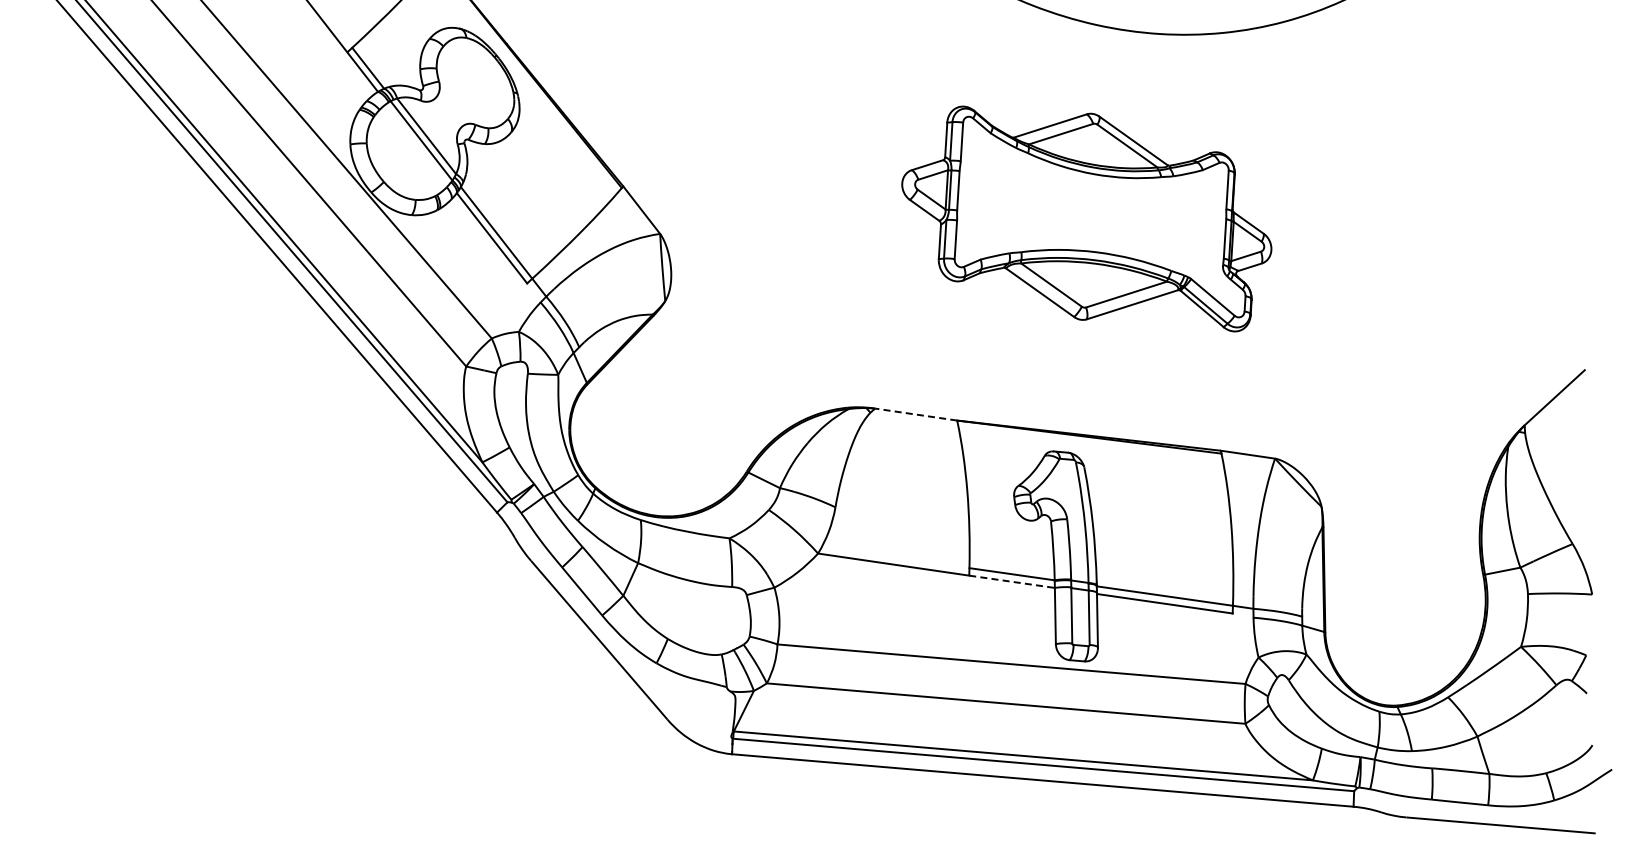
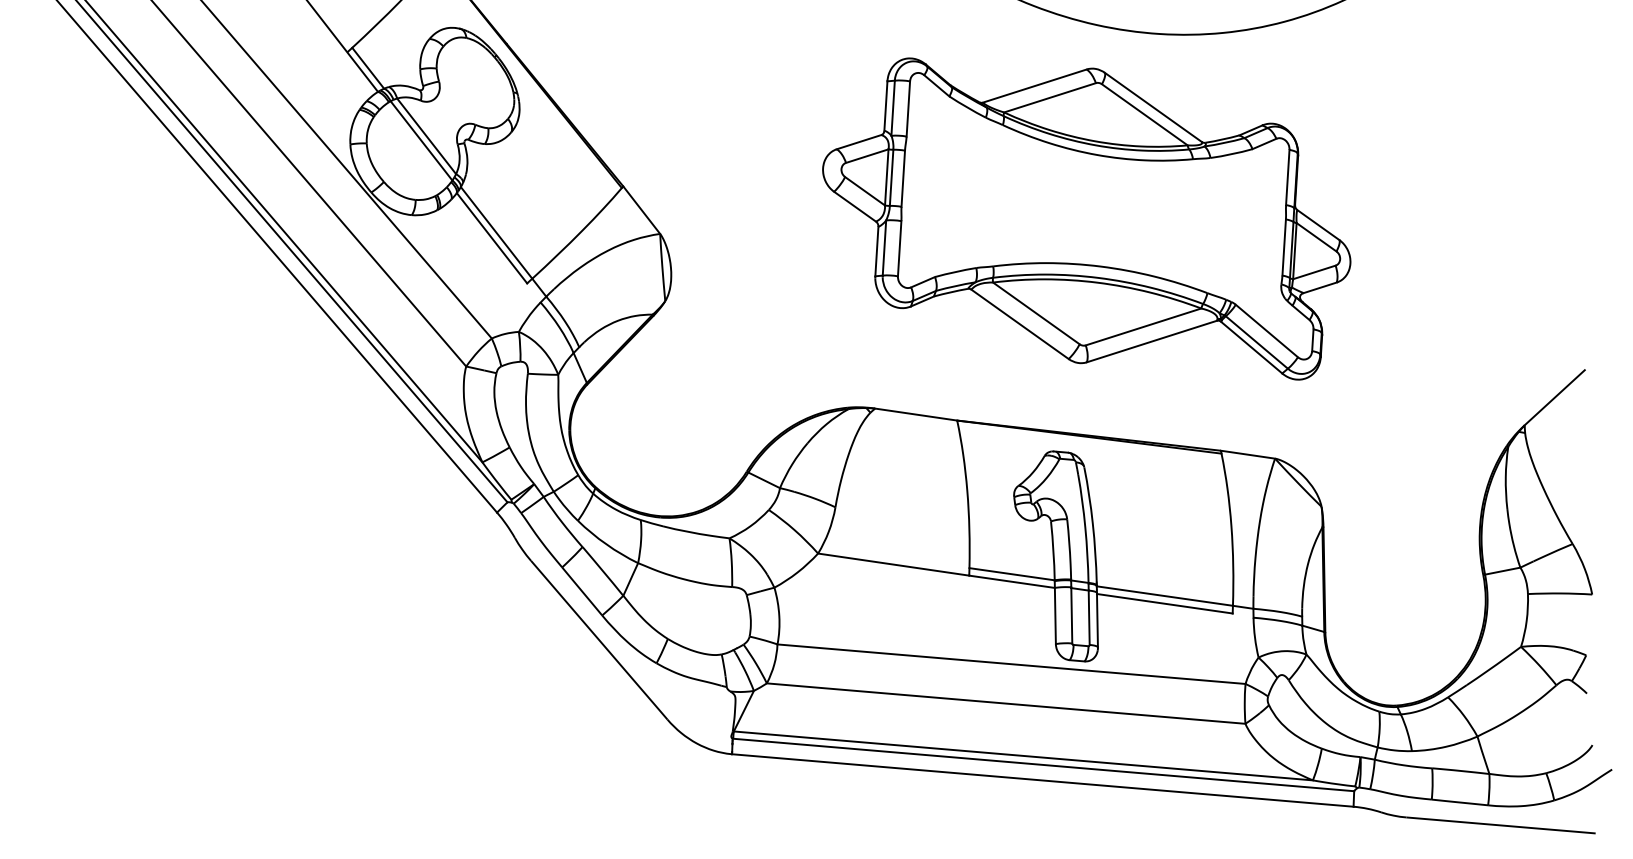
part size: 372x228 px -> 530x324 px (1086, 218)
line: dashed -> solid (915, 414)
line: dashed -> solid (1012, 581)
